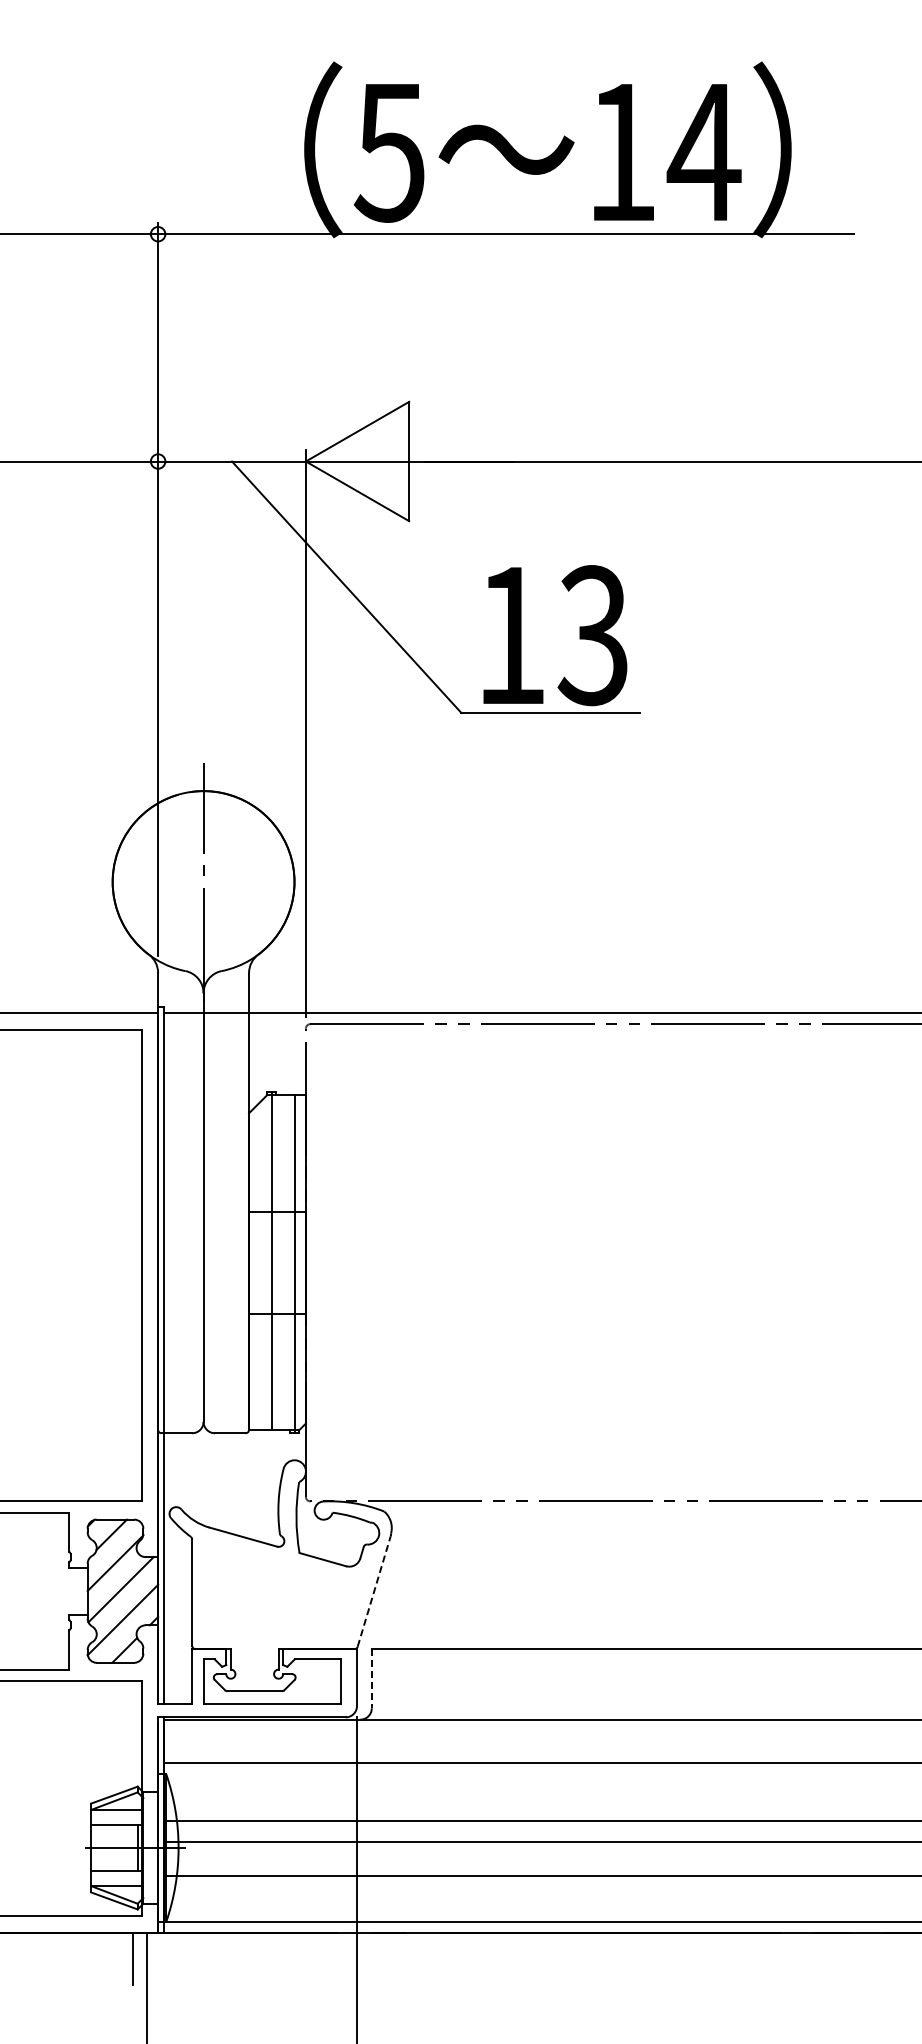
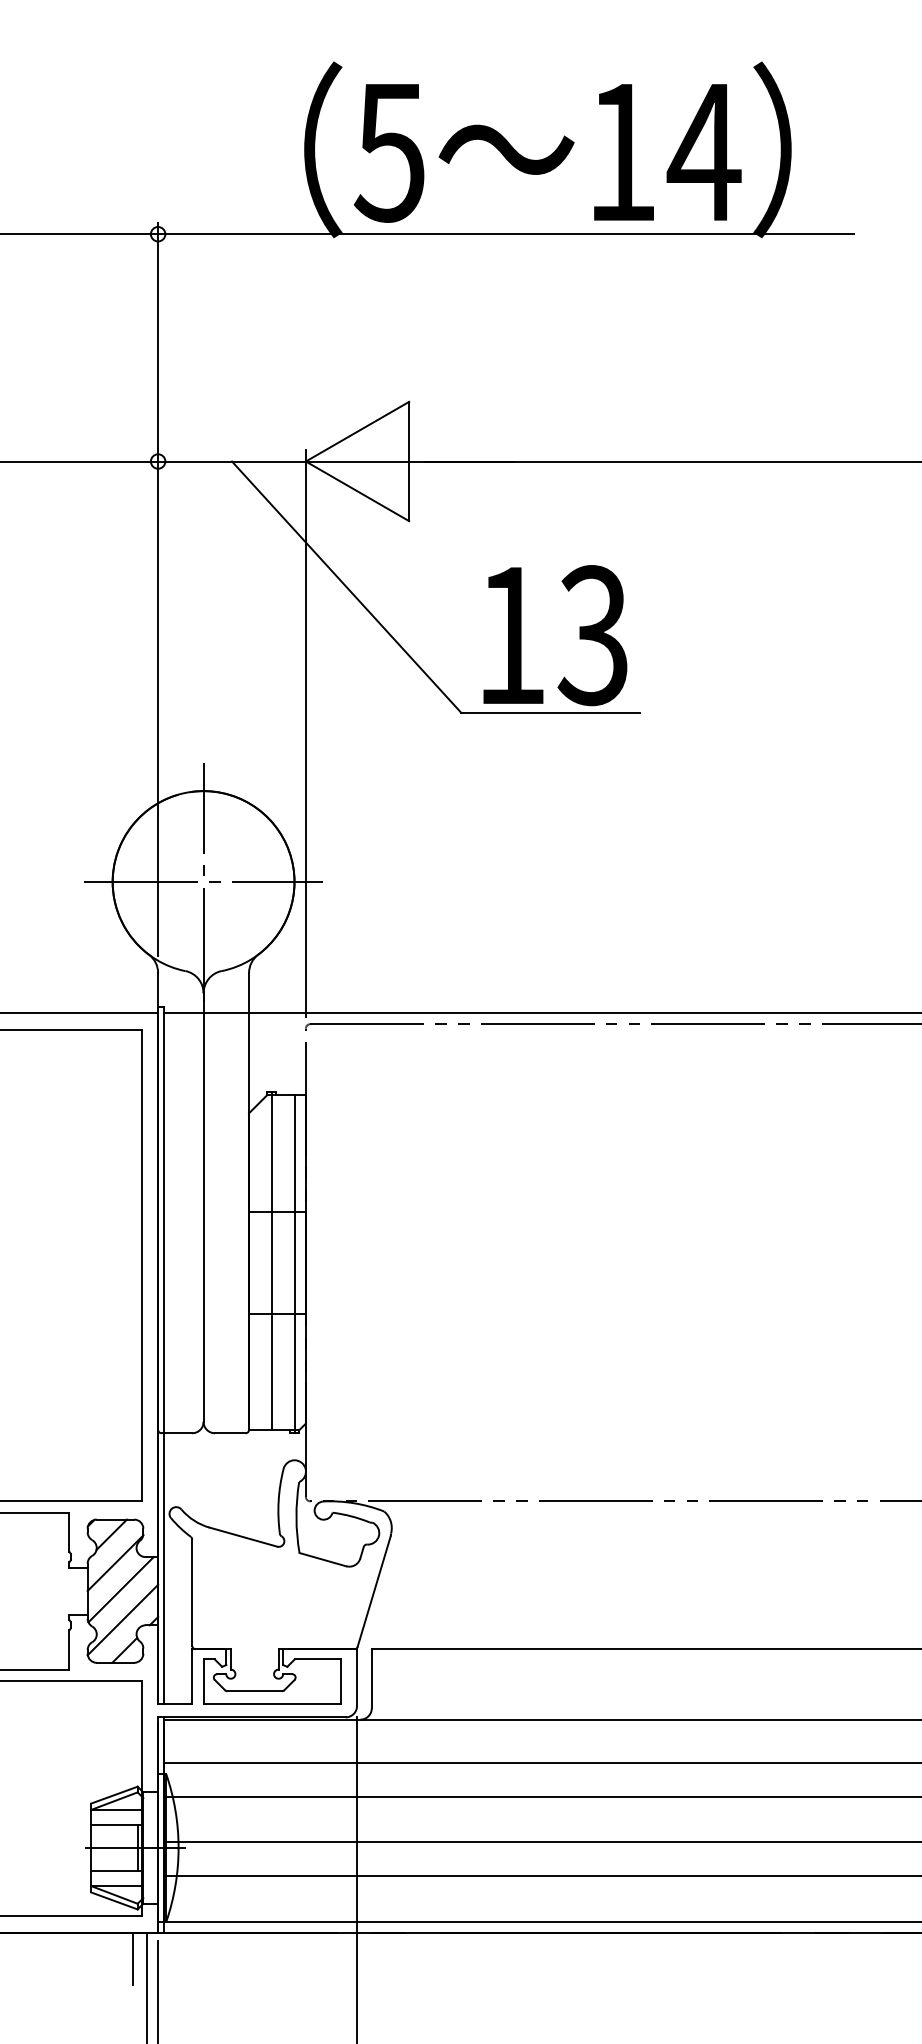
line: none -> present (203, 882)
line: dashed -> solid (374, 1591)
line: dashed -> solid (371, 1678)
line position: (540, 1820) -> (540, 1796) (540, 1796)
line: none -> present (158, 1990)
